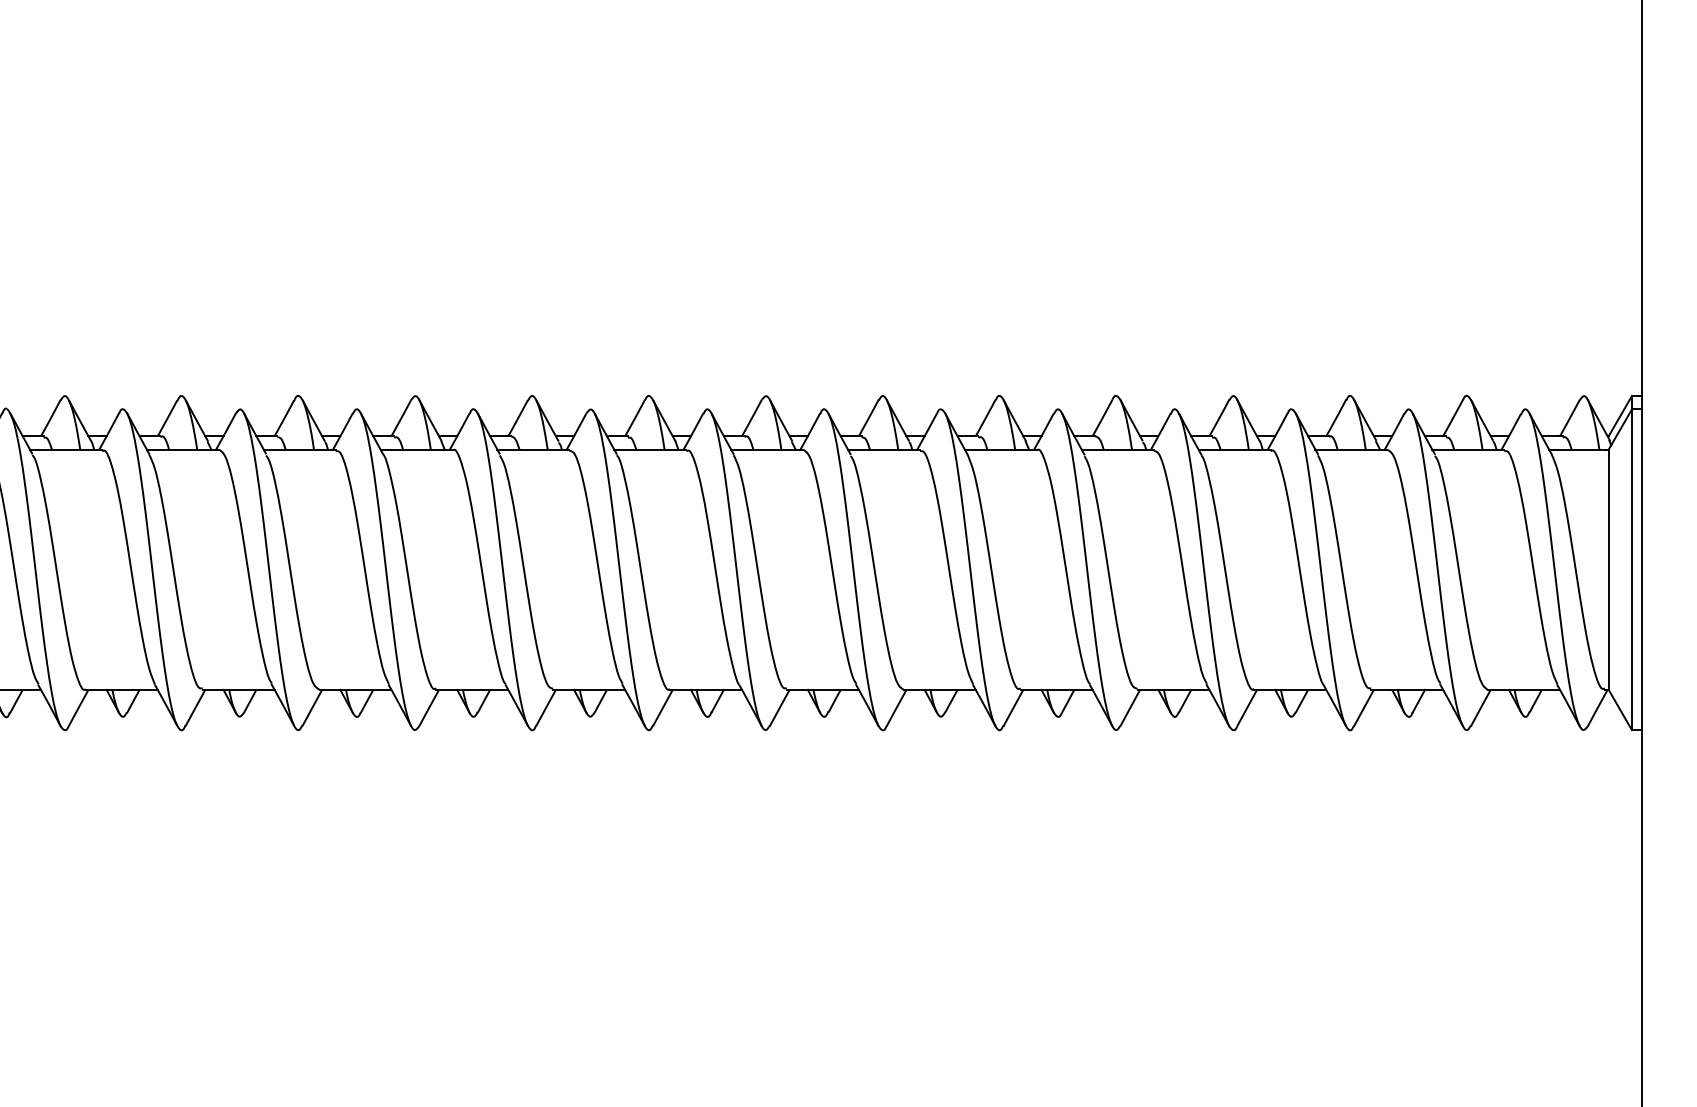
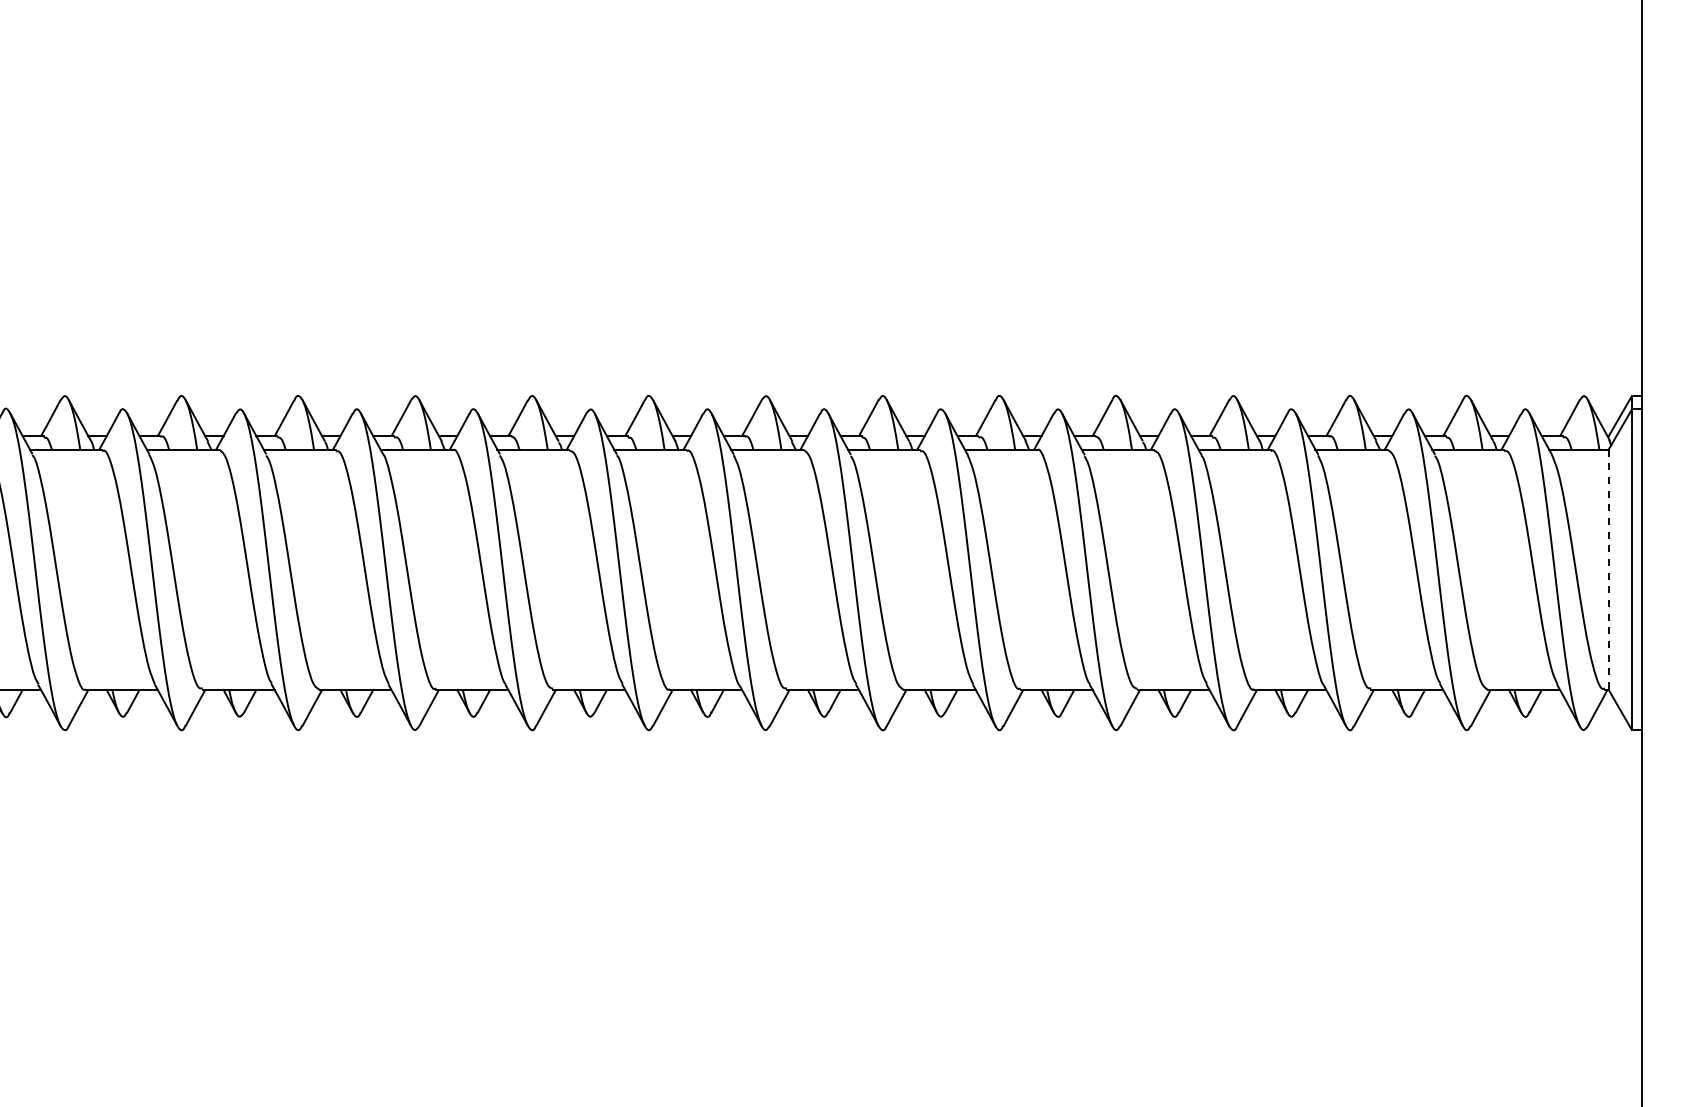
line: solid -> dashed (1608, 570)
